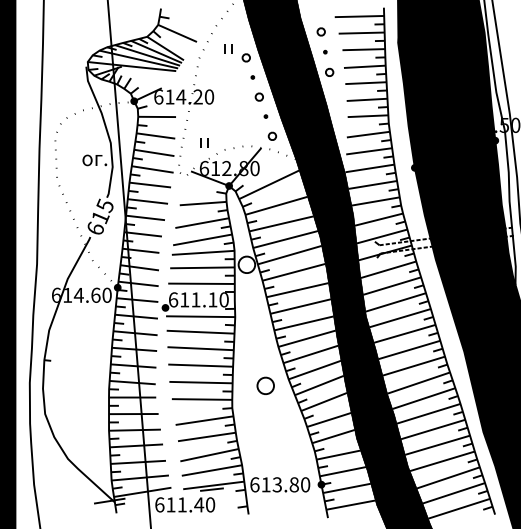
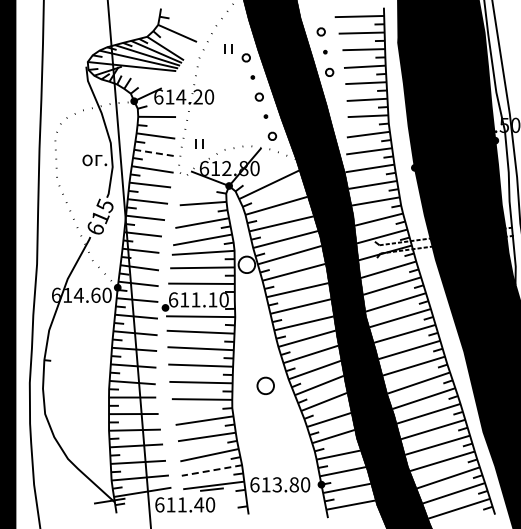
part position: (204, 142) -> (199, 143) (199, 143)
line: solid -> dashed (154, 153)
line: solid -> dashed (211, 470)
